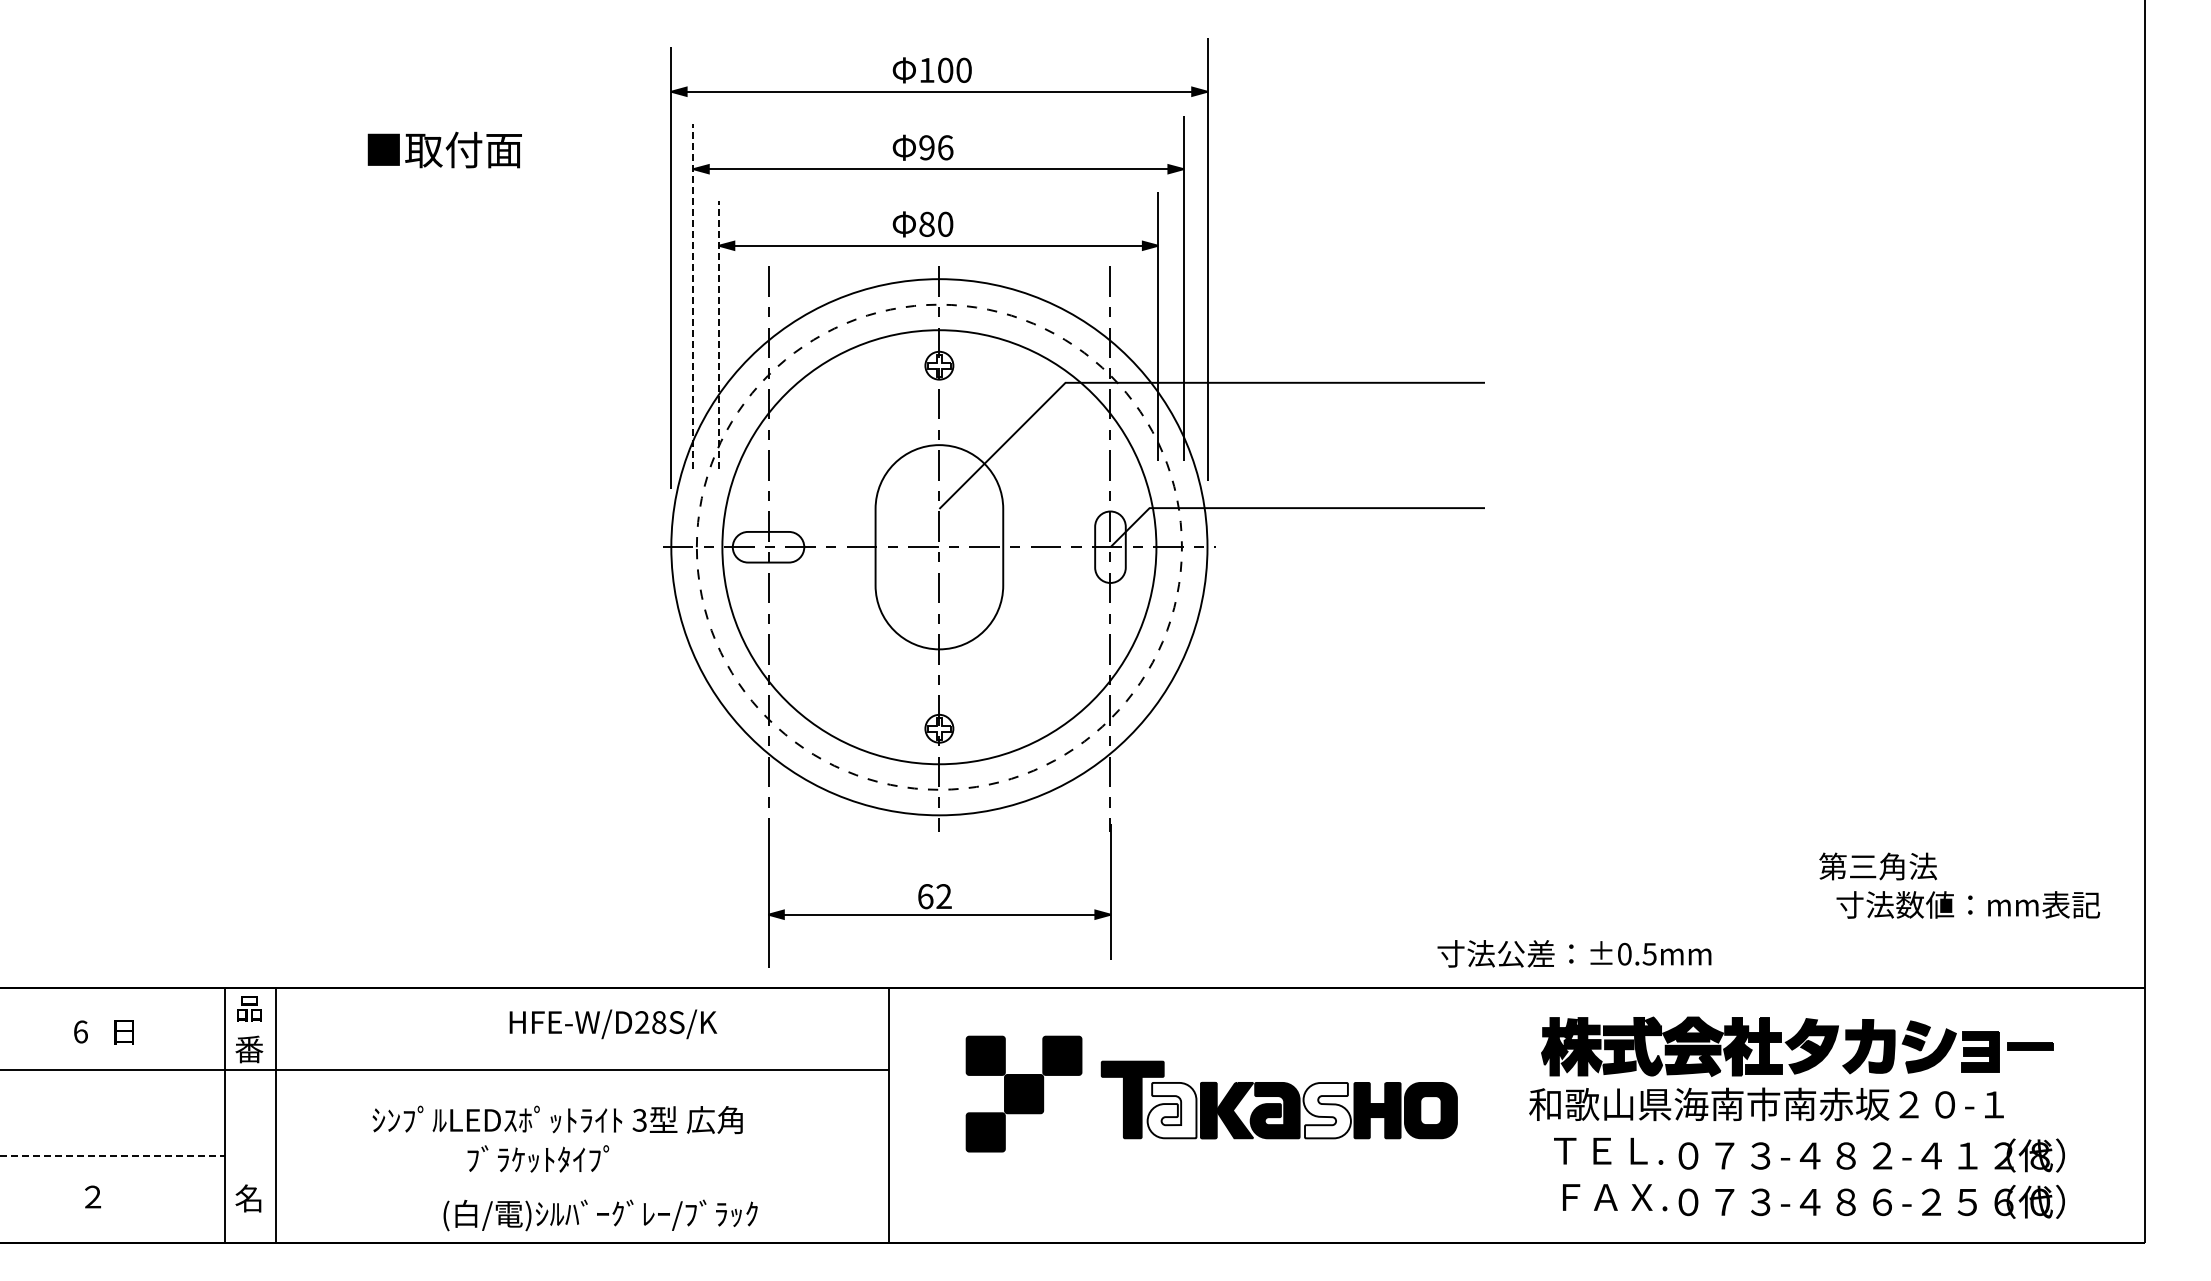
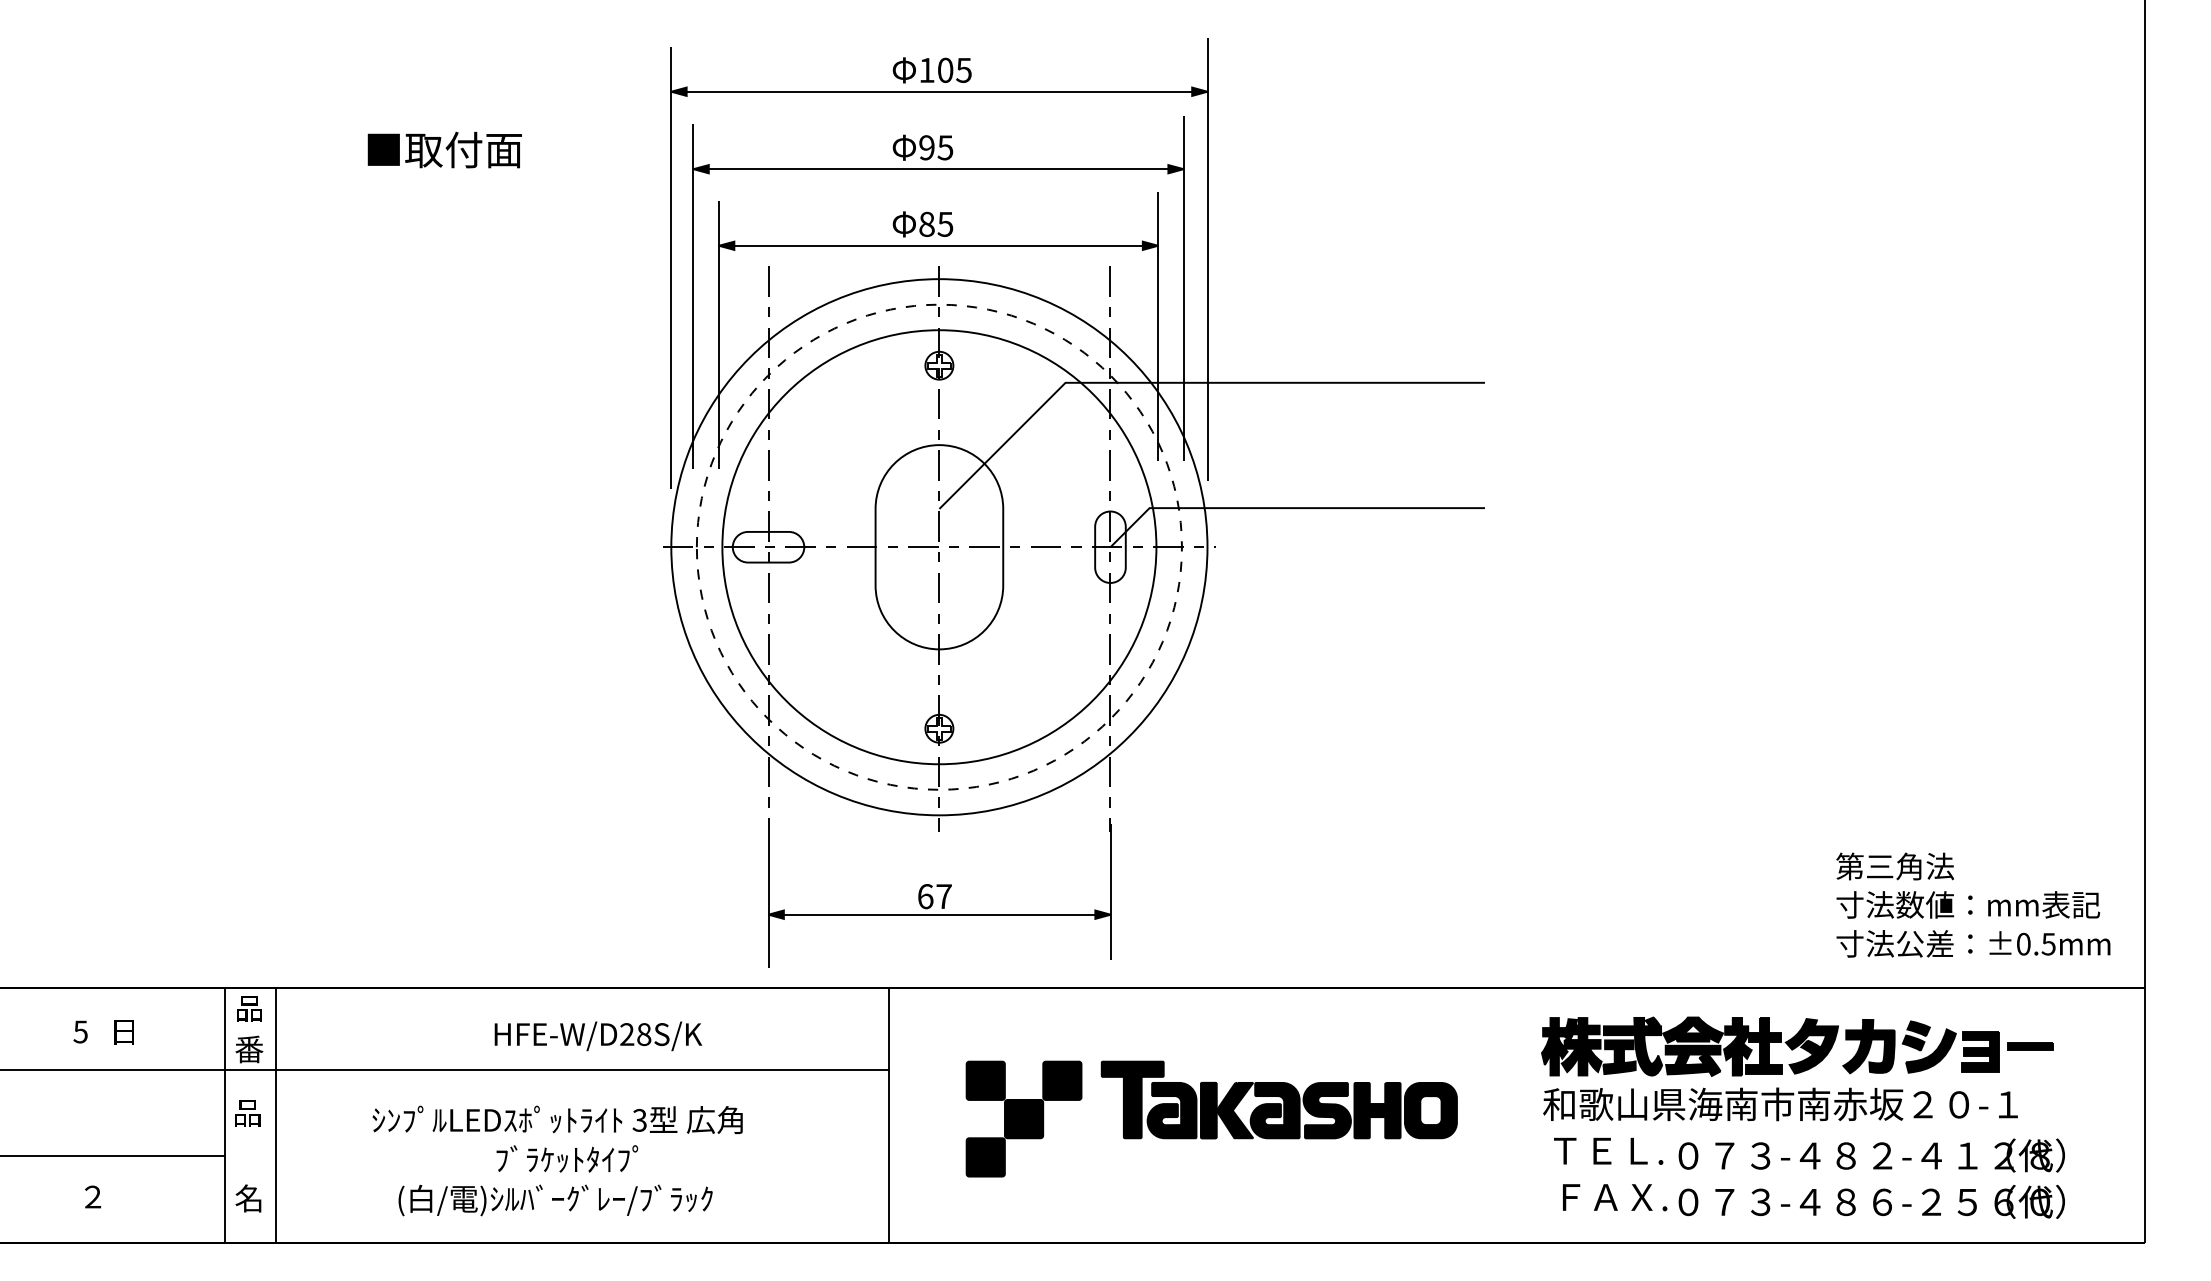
text: 100 -> 105 (963, 69)
text: 96 -> 95 (945, 147)
text: 80 -> 85 (945, 223)
line: dashed -> solid (693, 296)
line: dashed -> solid (719, 334)
text position: (1877, 866) -> (1894, 866) (1894, 866)
text: 62 -> 67 (943, 896)
text position: (1574, 953) -> (1973, 943) (1973, 943)
text position: (613, 1024) -> (598, 1036) (598, 1036)
text: 6 -> 5 (80, 1031)
part position: (1023, 1093) -> (1023, 1118) (1023, 1118)
text position: (1766, 1104) -> (1780, 1104) (1780, 1104)
fill: none -> present (1171, 1110)
fill: none -> present (1326, 1110)
part: none -> present (247, 1113)
line: dashed -> solid (113, 1156)
text position: (538, 1158) -> (567, 1158) (567, 1158)
text position: (600, 1215) -> (555, 1200) (555, 1200)
